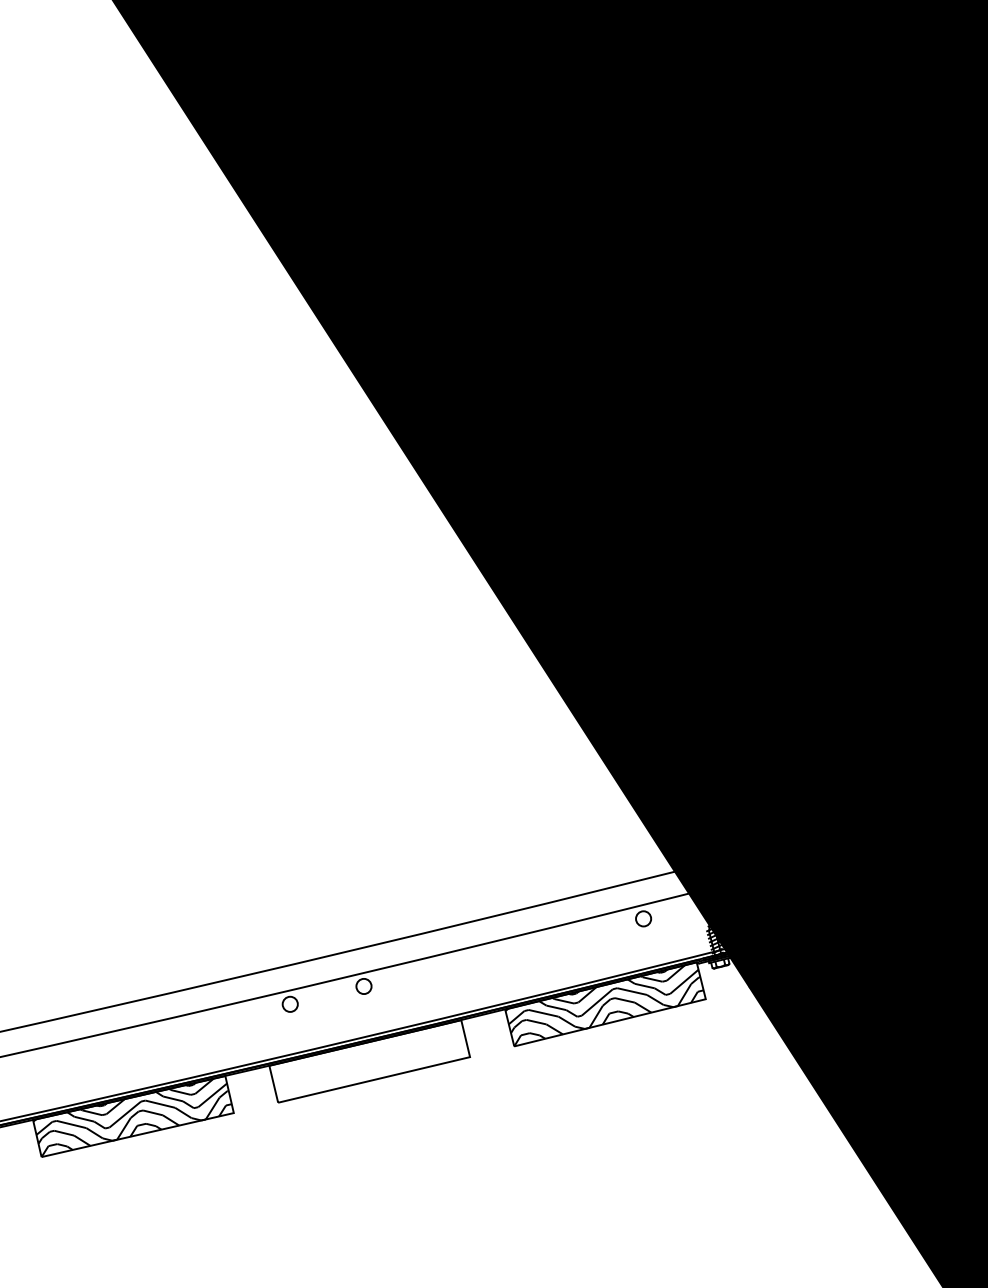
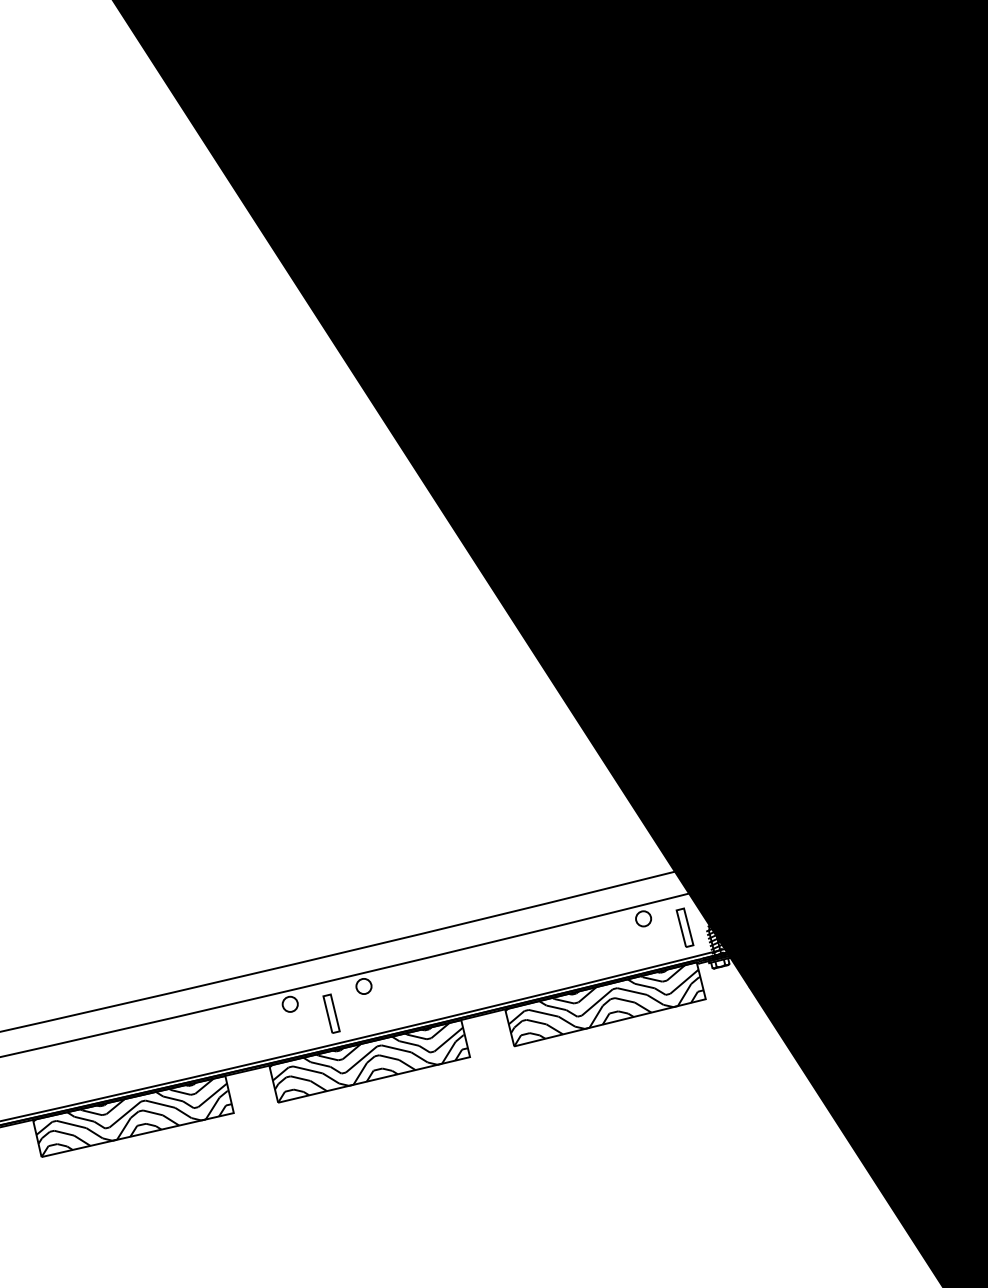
part: none -> present (684, 927)
part: none -> present (331, 1013)
hatch: none -> present (368, 1062)
